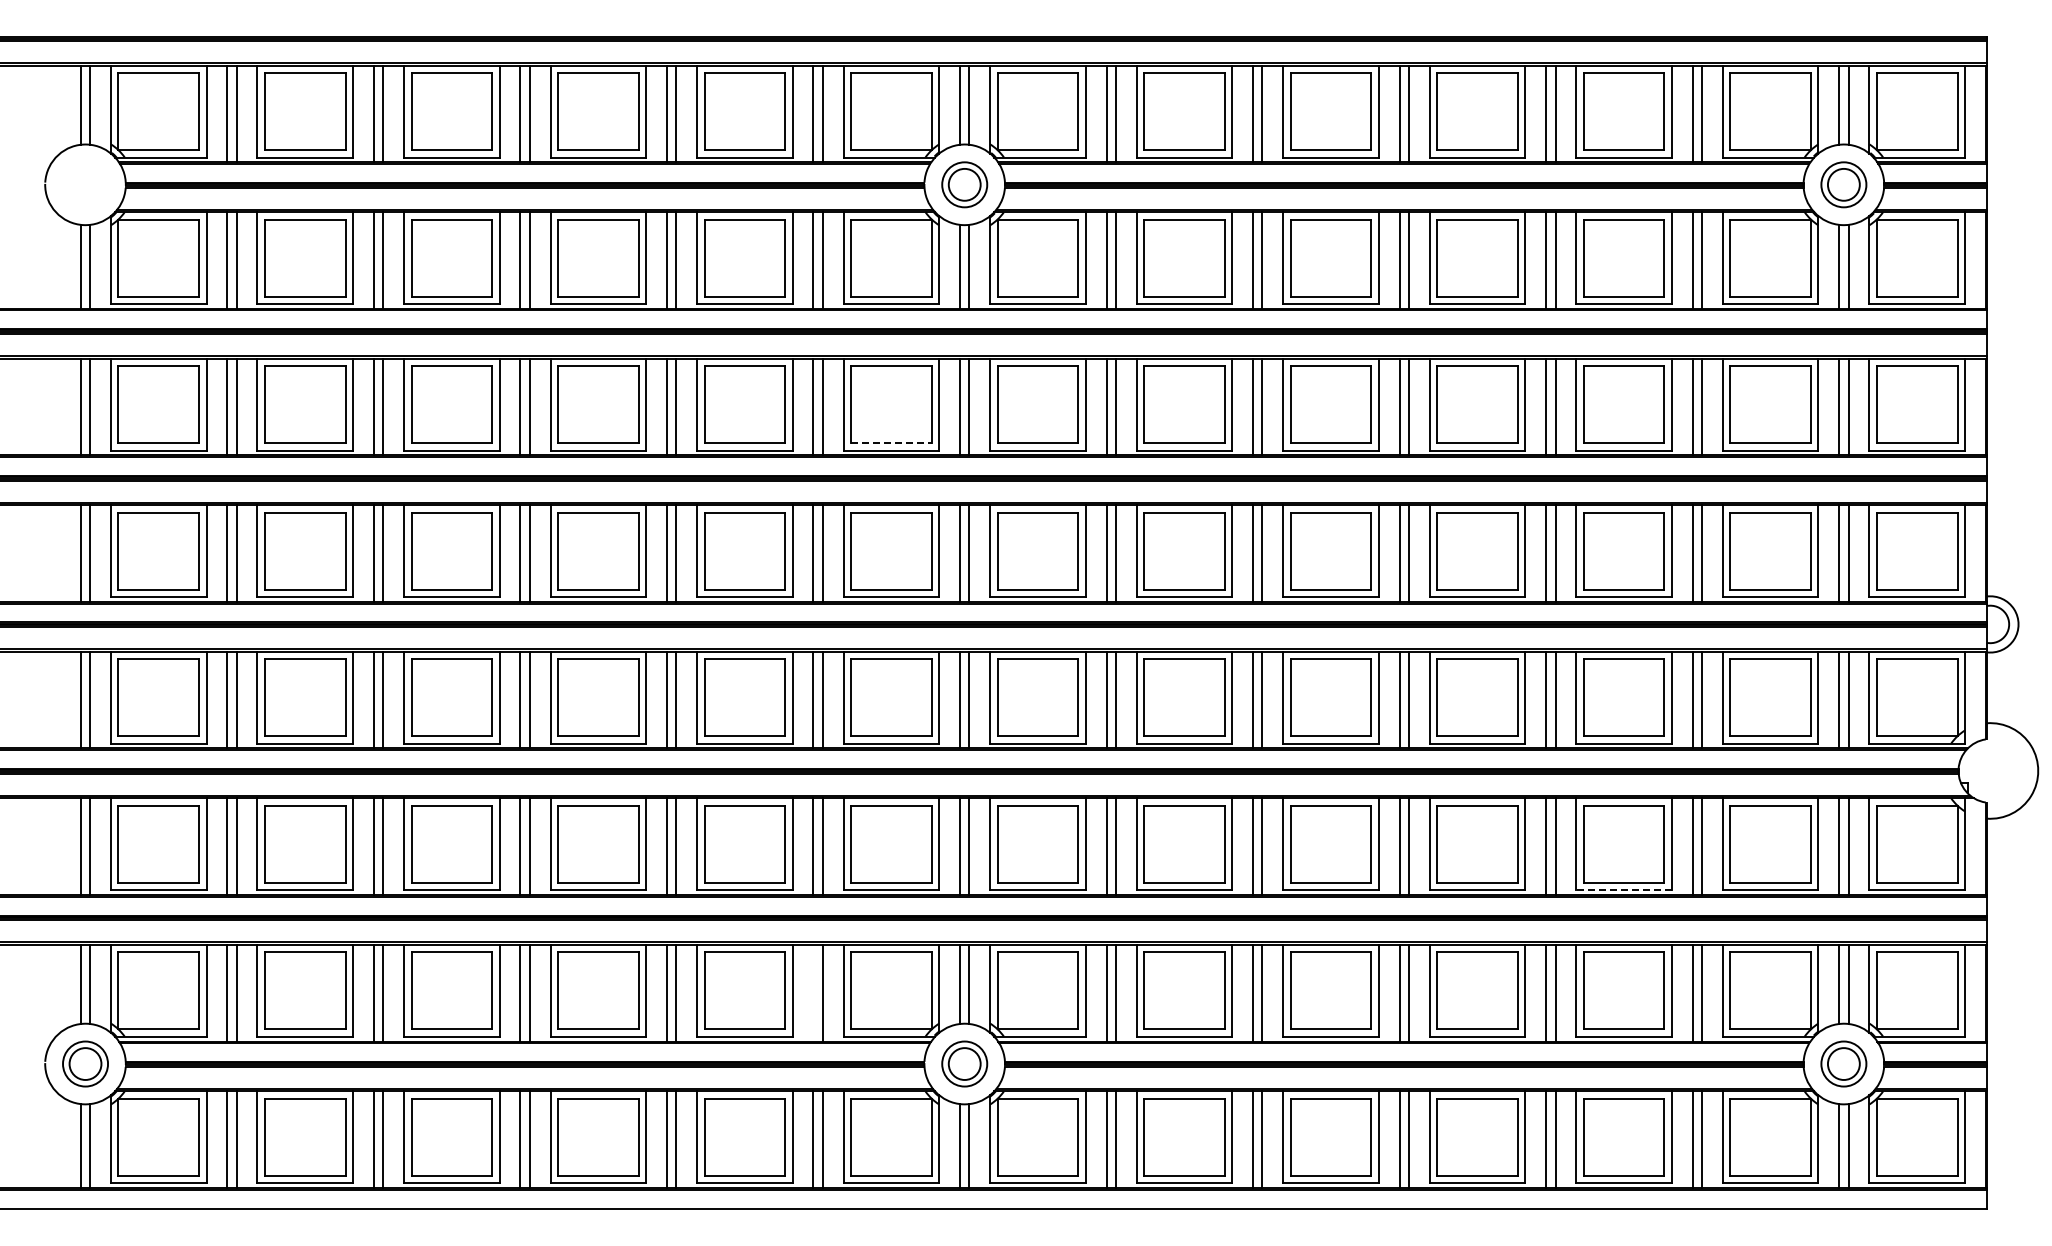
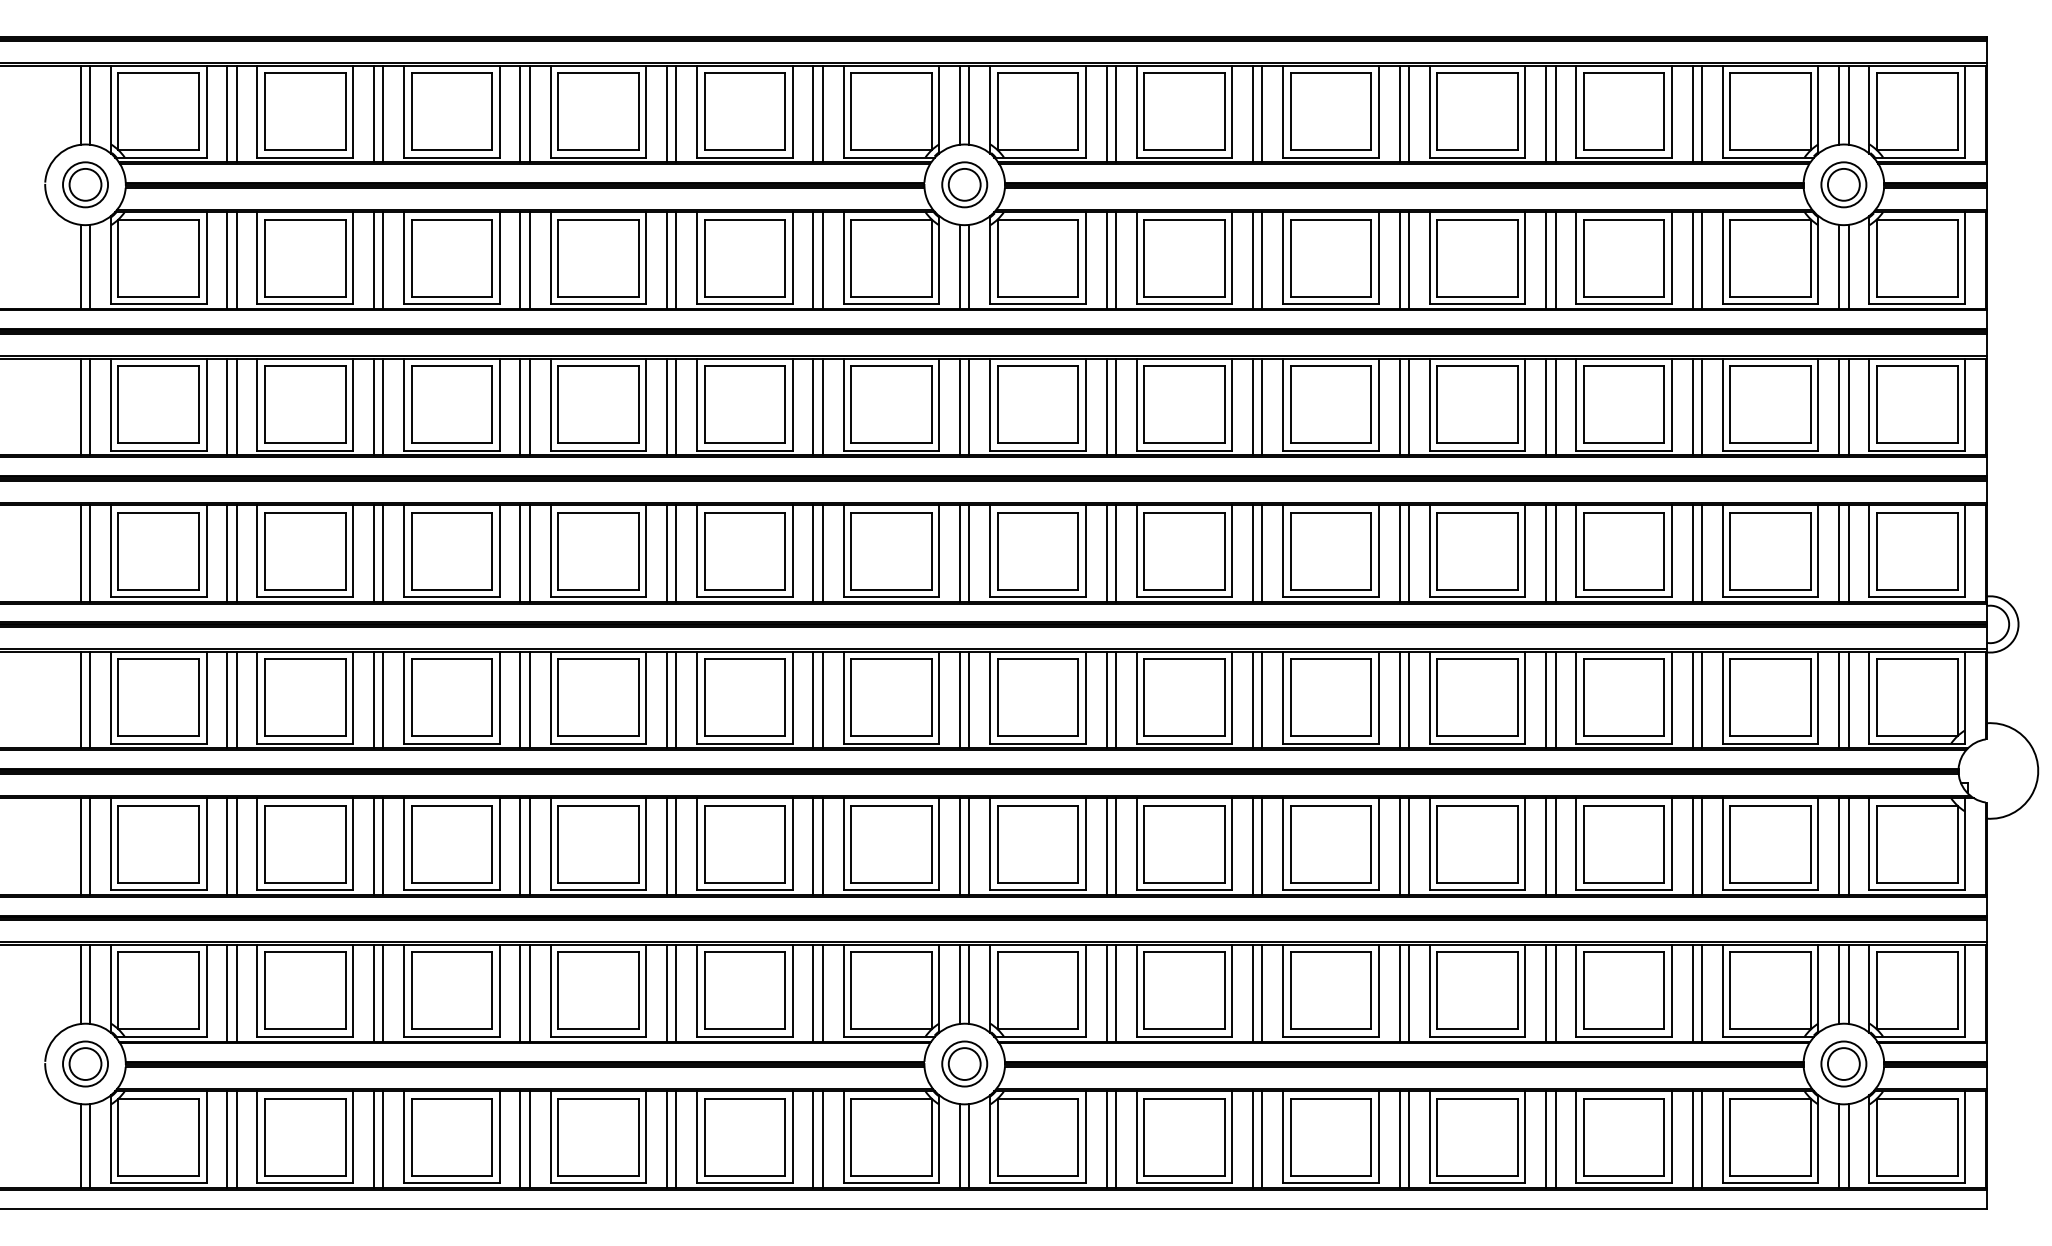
part: none -> present (85, 184)
line: dashed -> solid (891, 443)
line: dashed -> solid (1624, 890)
line: none -> present (813, 992)
